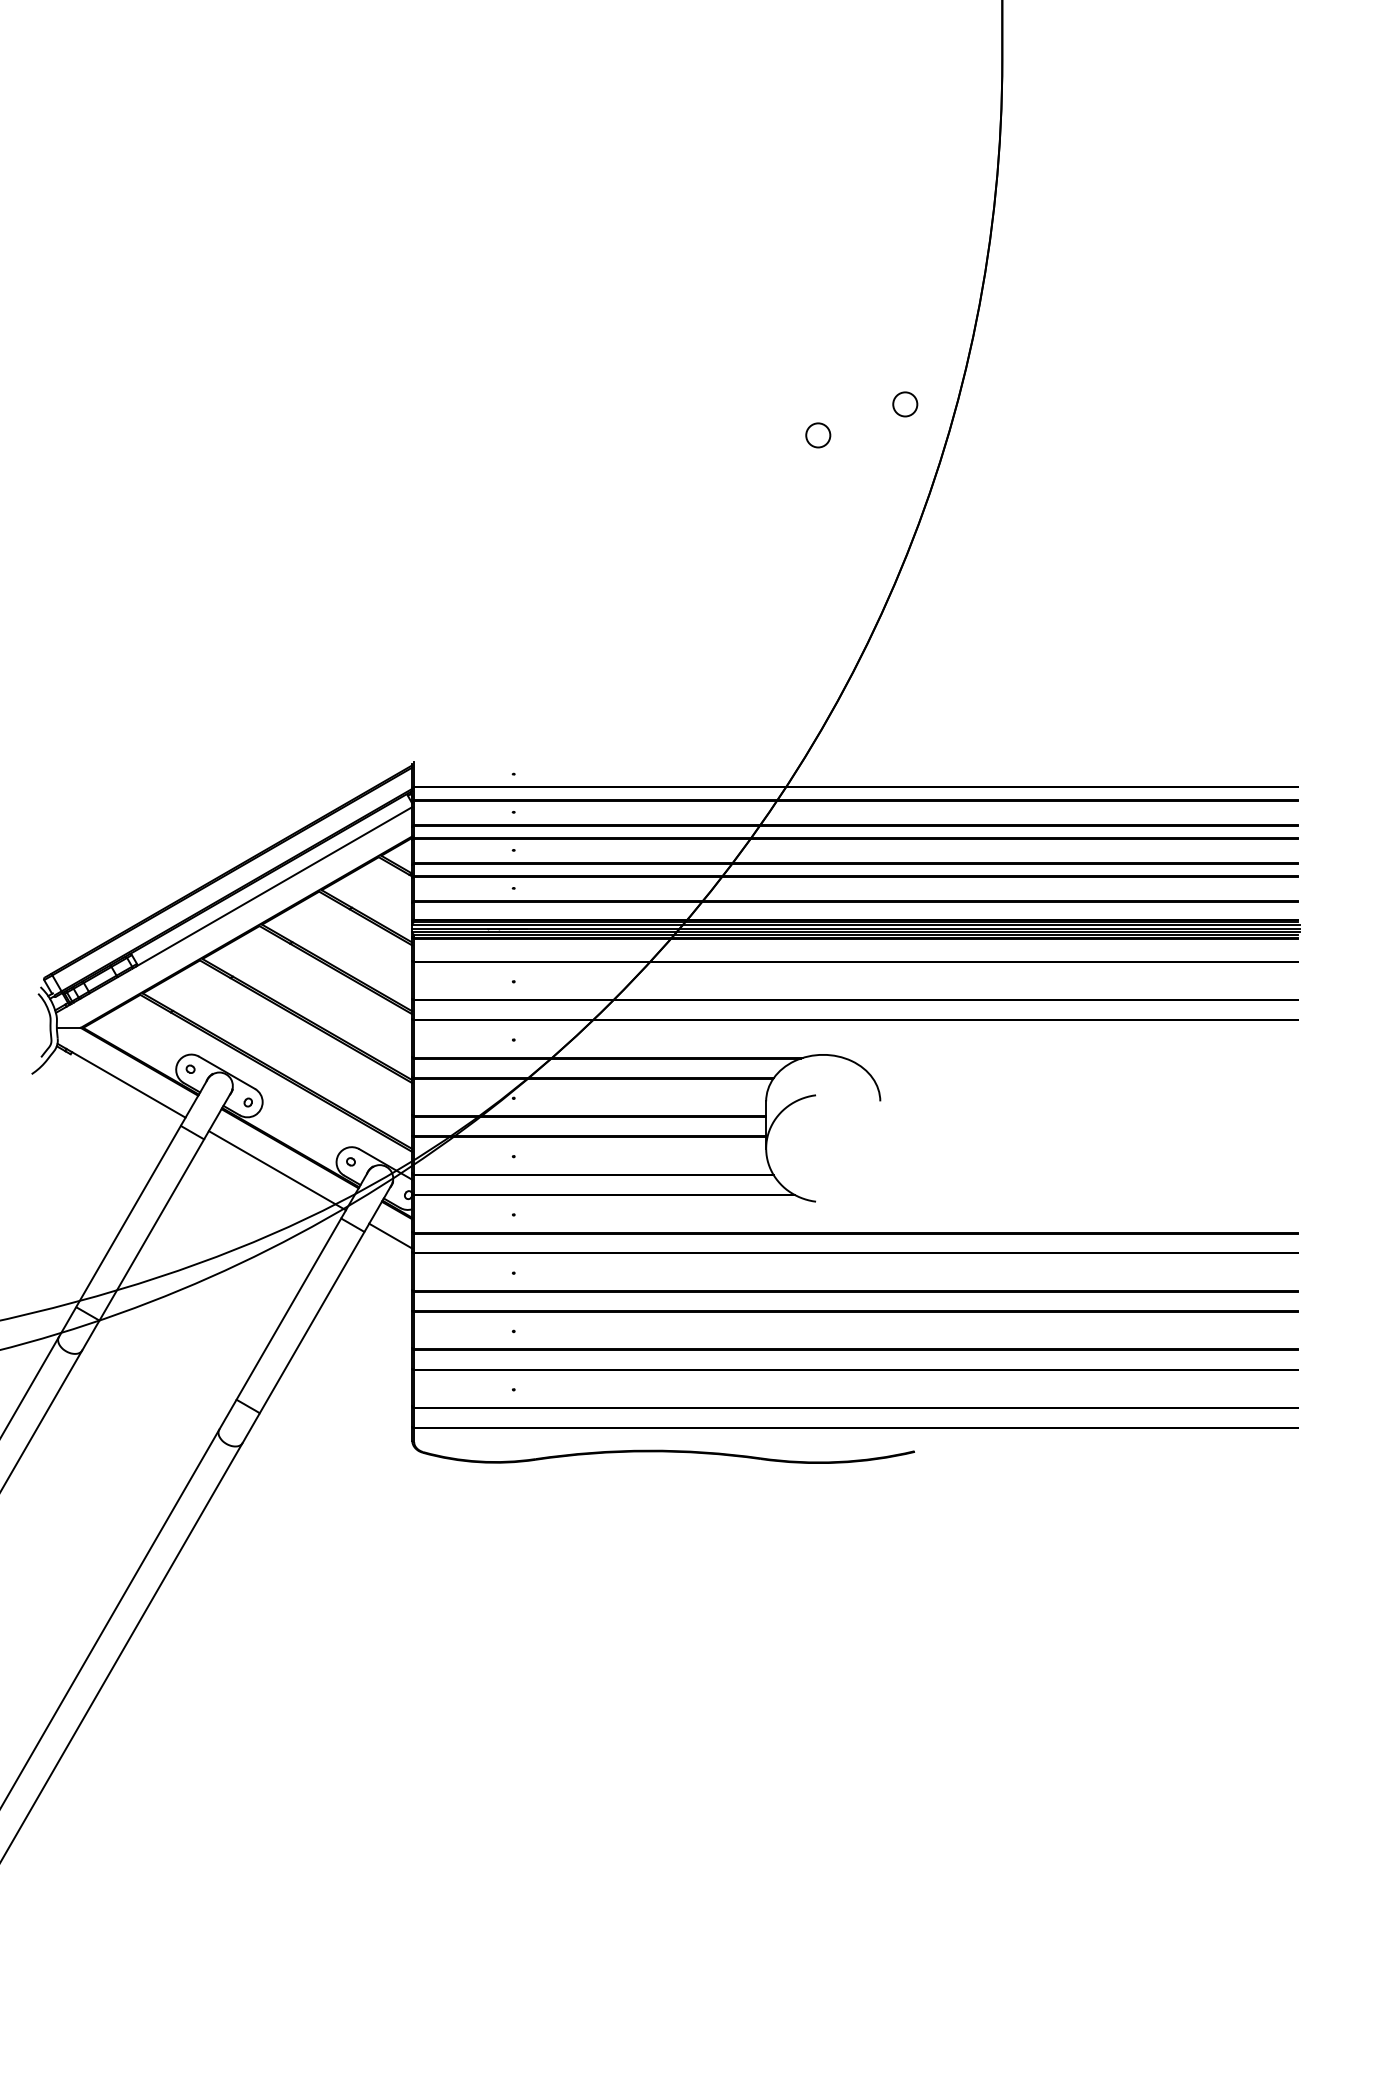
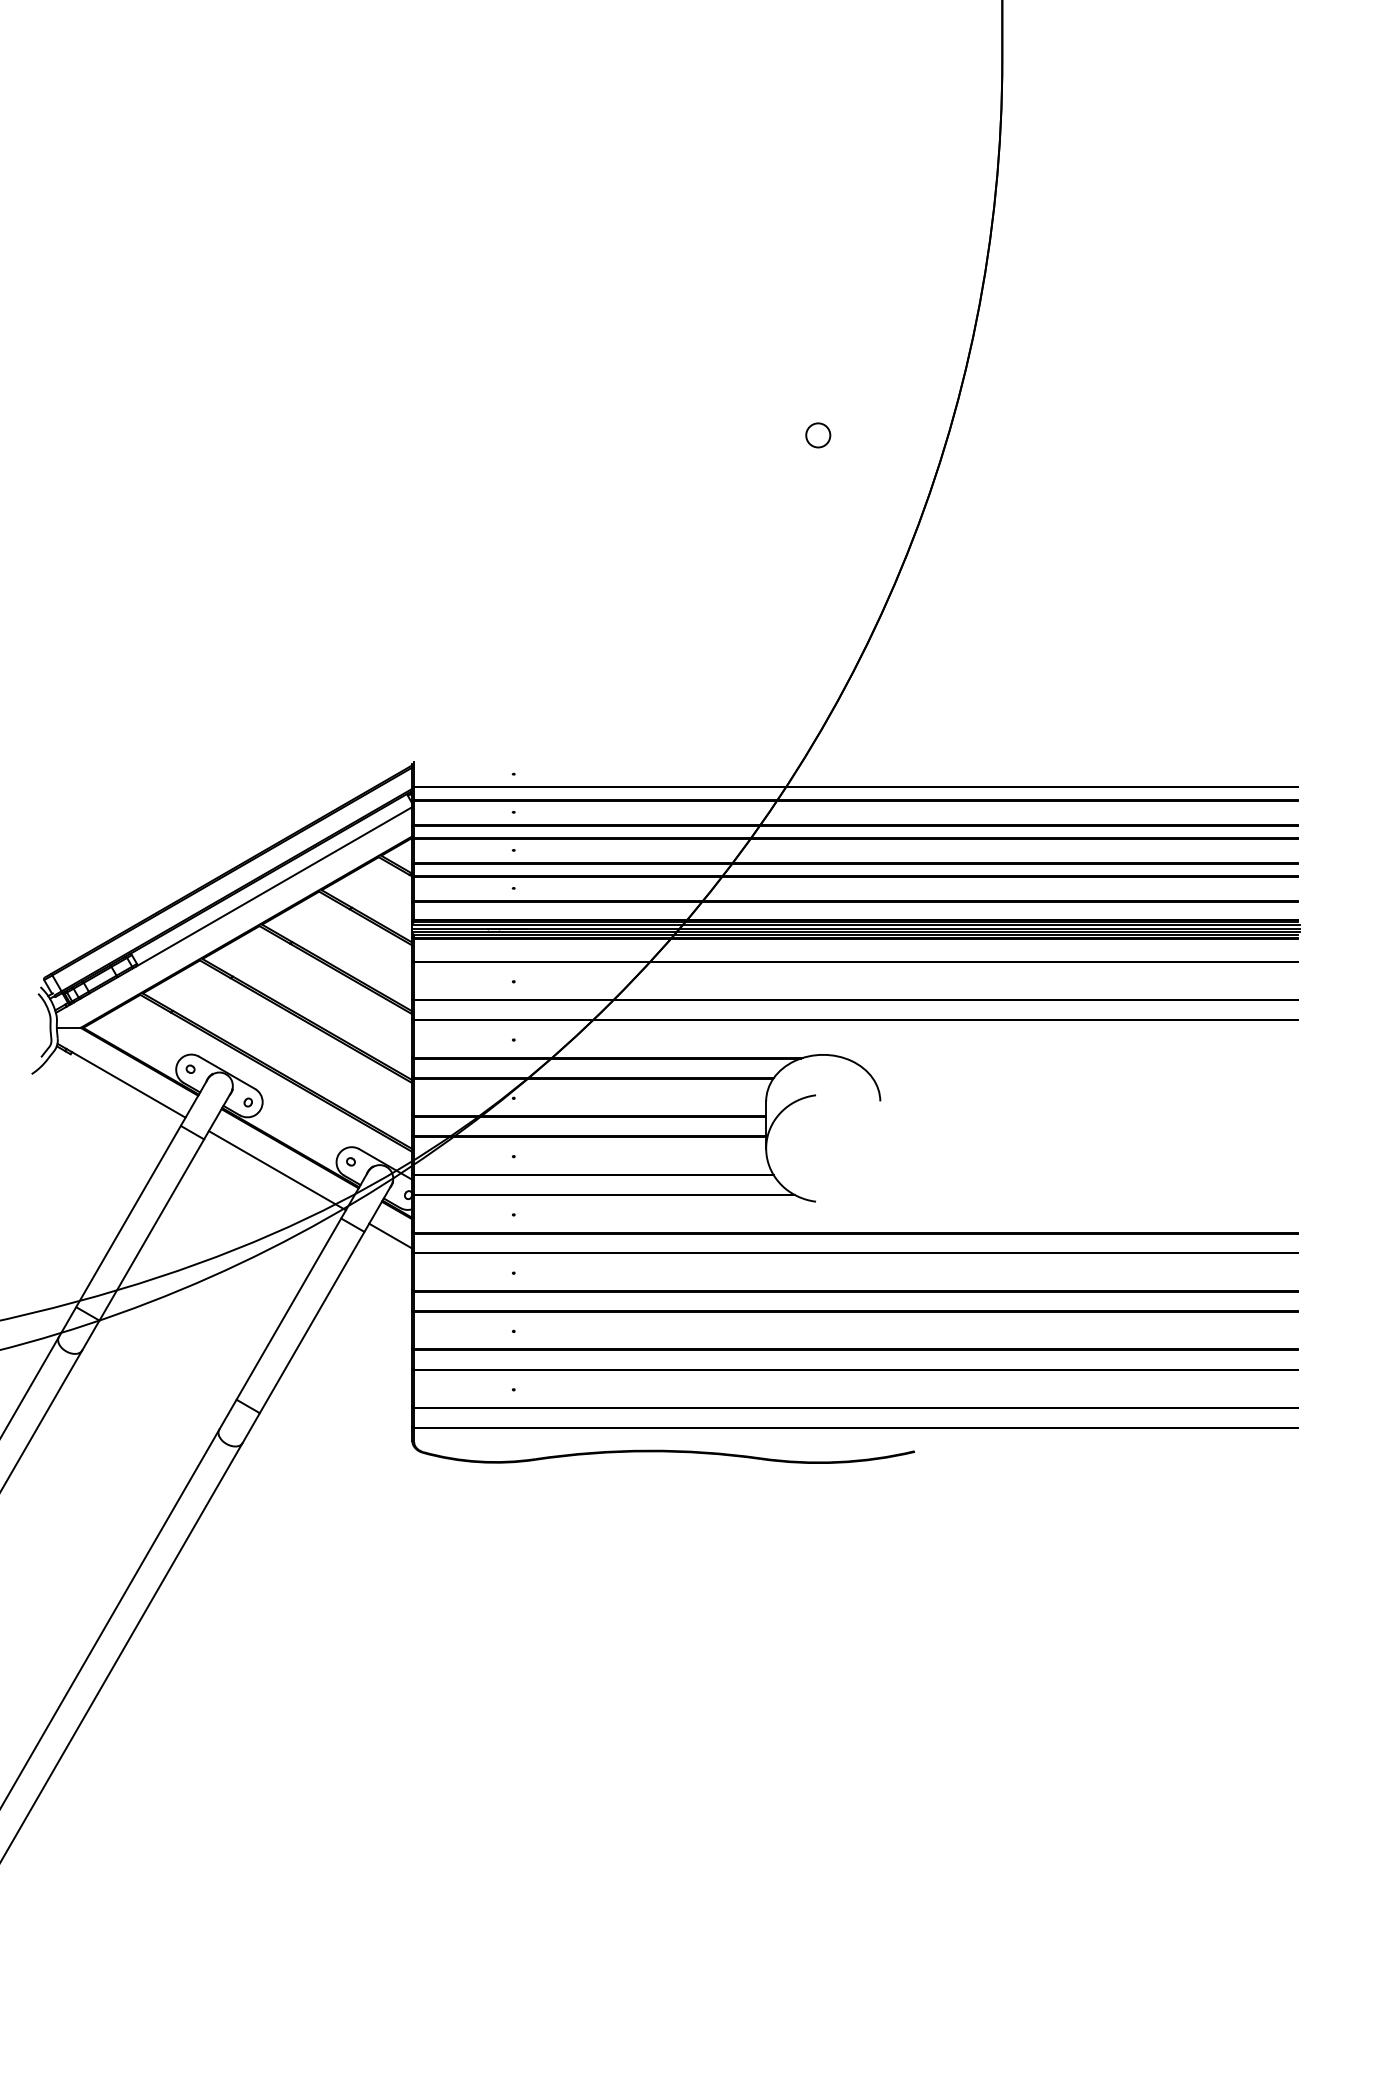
circle: present -> none (905, 404)
